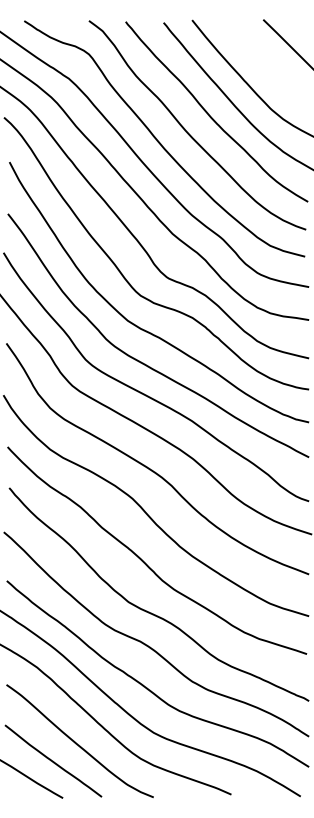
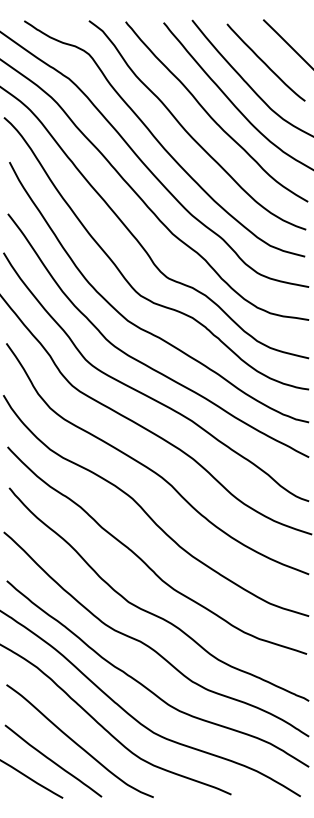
curve: none -> present (265, 62)
